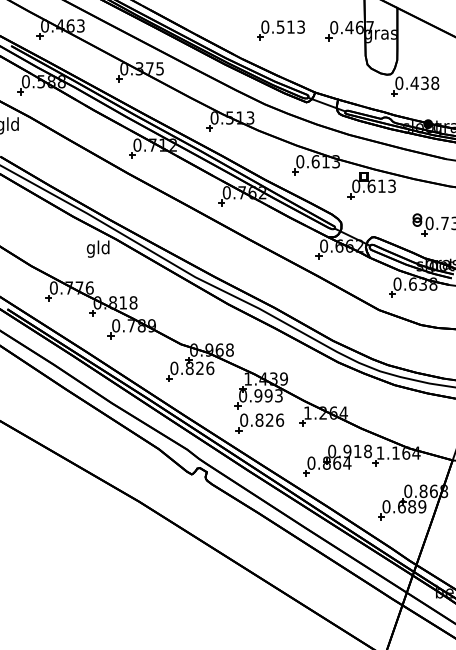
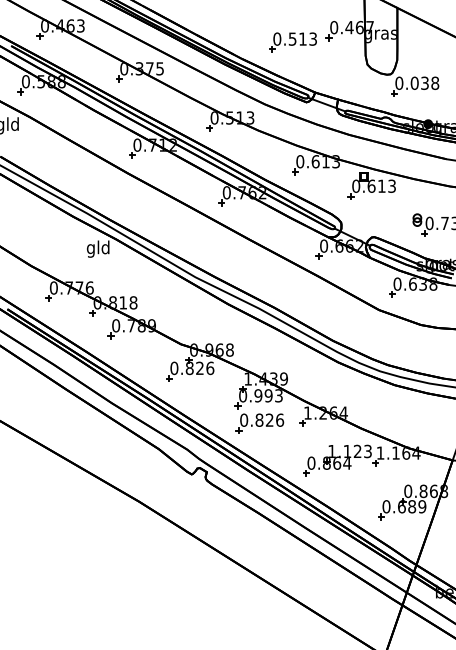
part position: (280, 30) -> (292, 42) (292, 42)
text: 0.438 -> 0.038 (414, 82)
text: 0.918 -> 1.123 (349, 451)
